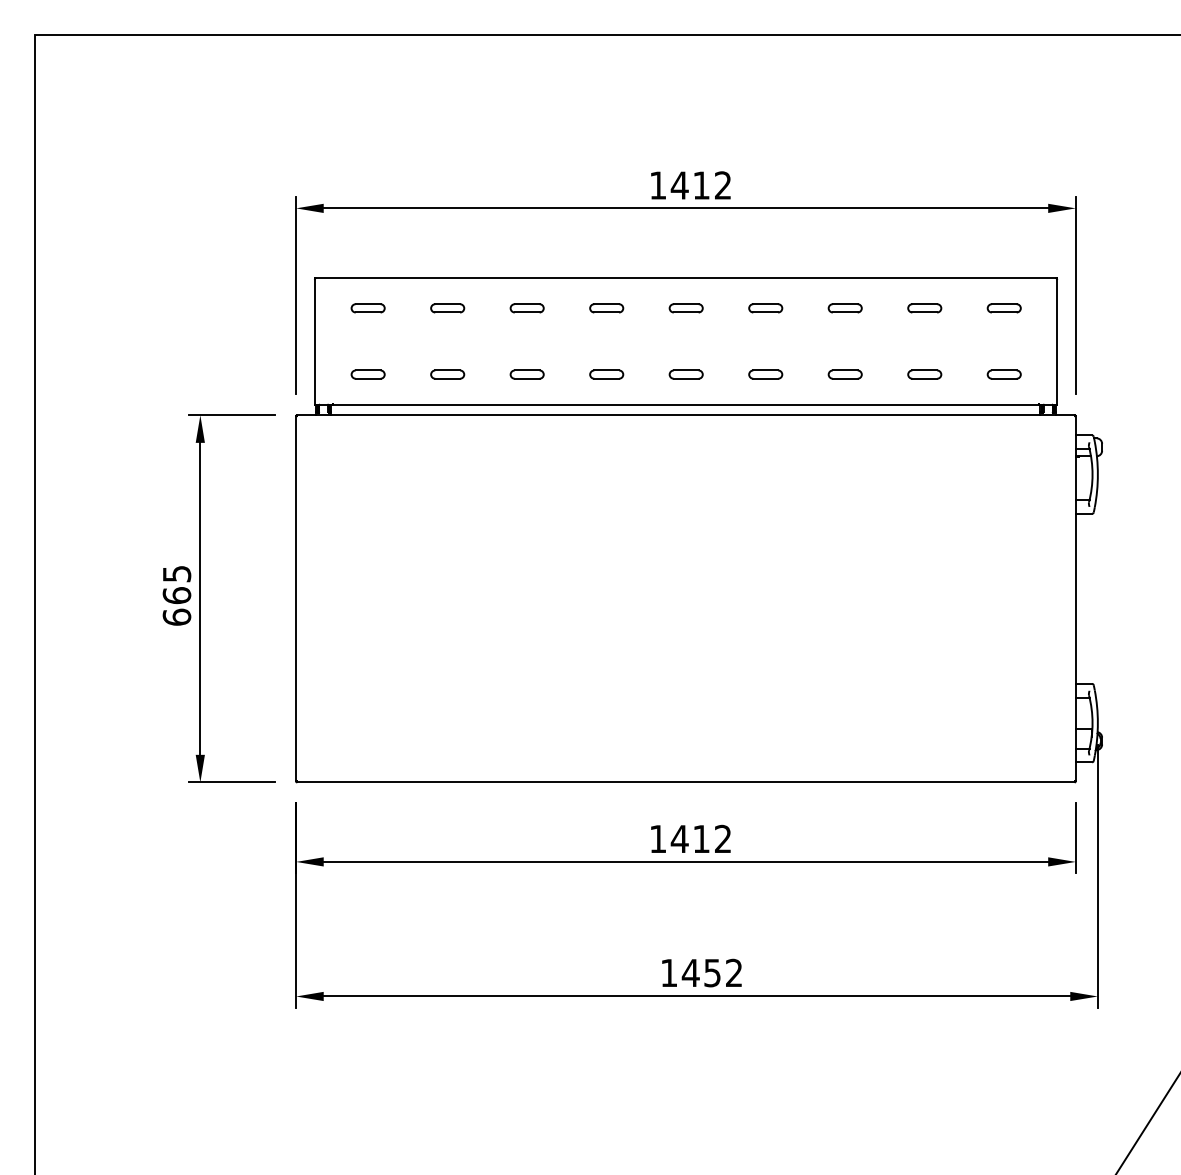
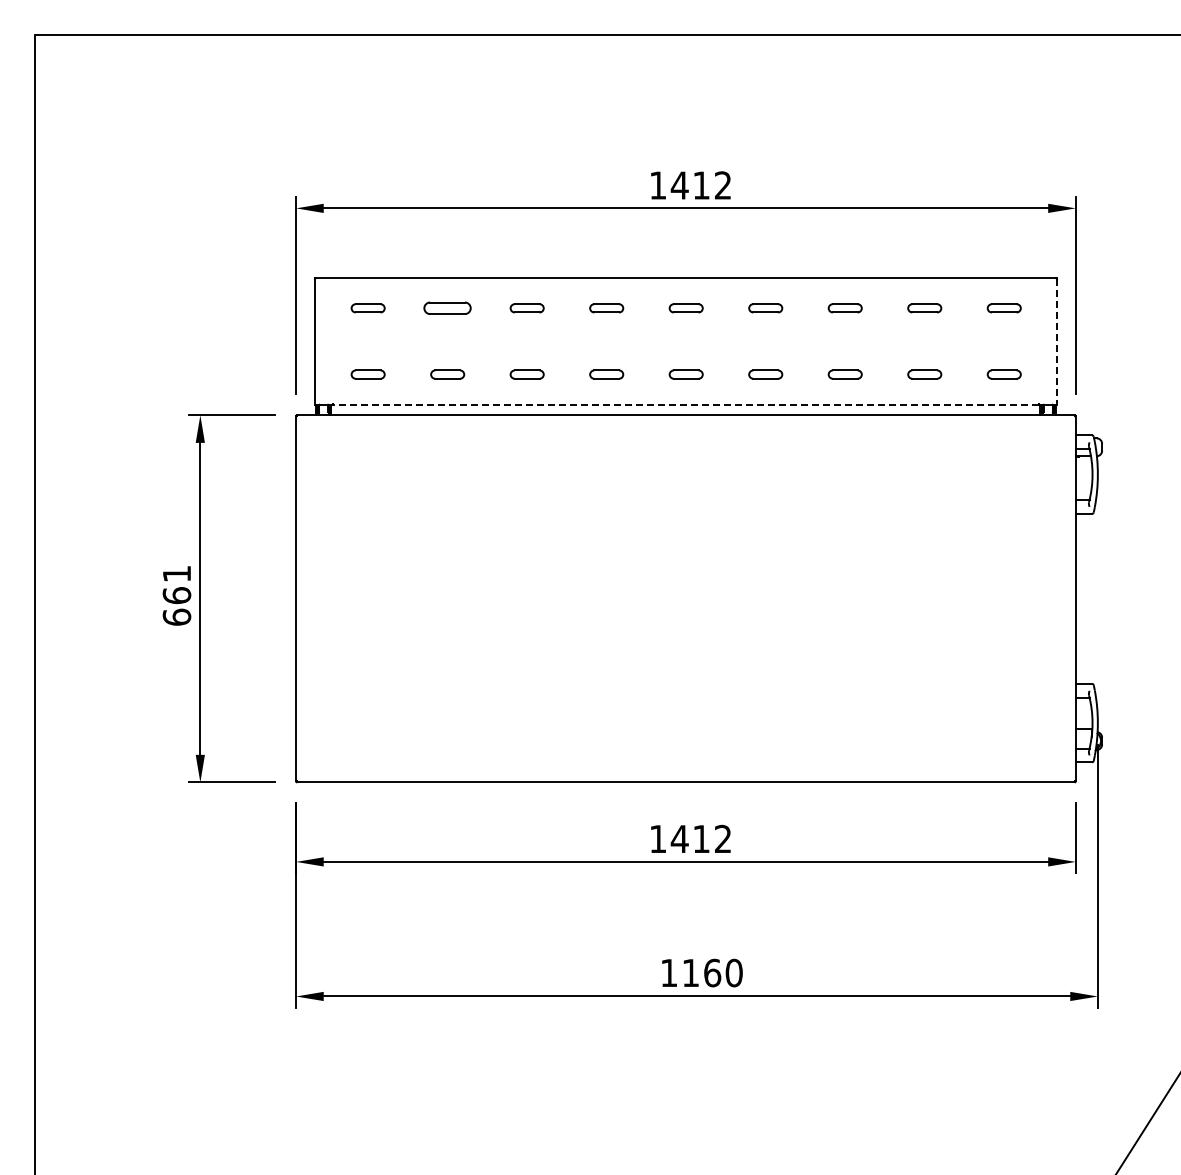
part size: 36x11 px -> 49x14 px (447, 307)
line: solid -> dashed (1057, 341)
line: solid -> dashed (685, 405)
text: 665 -> 661 (177, 574)
text: 1452 -> 1160 (711, 972)
